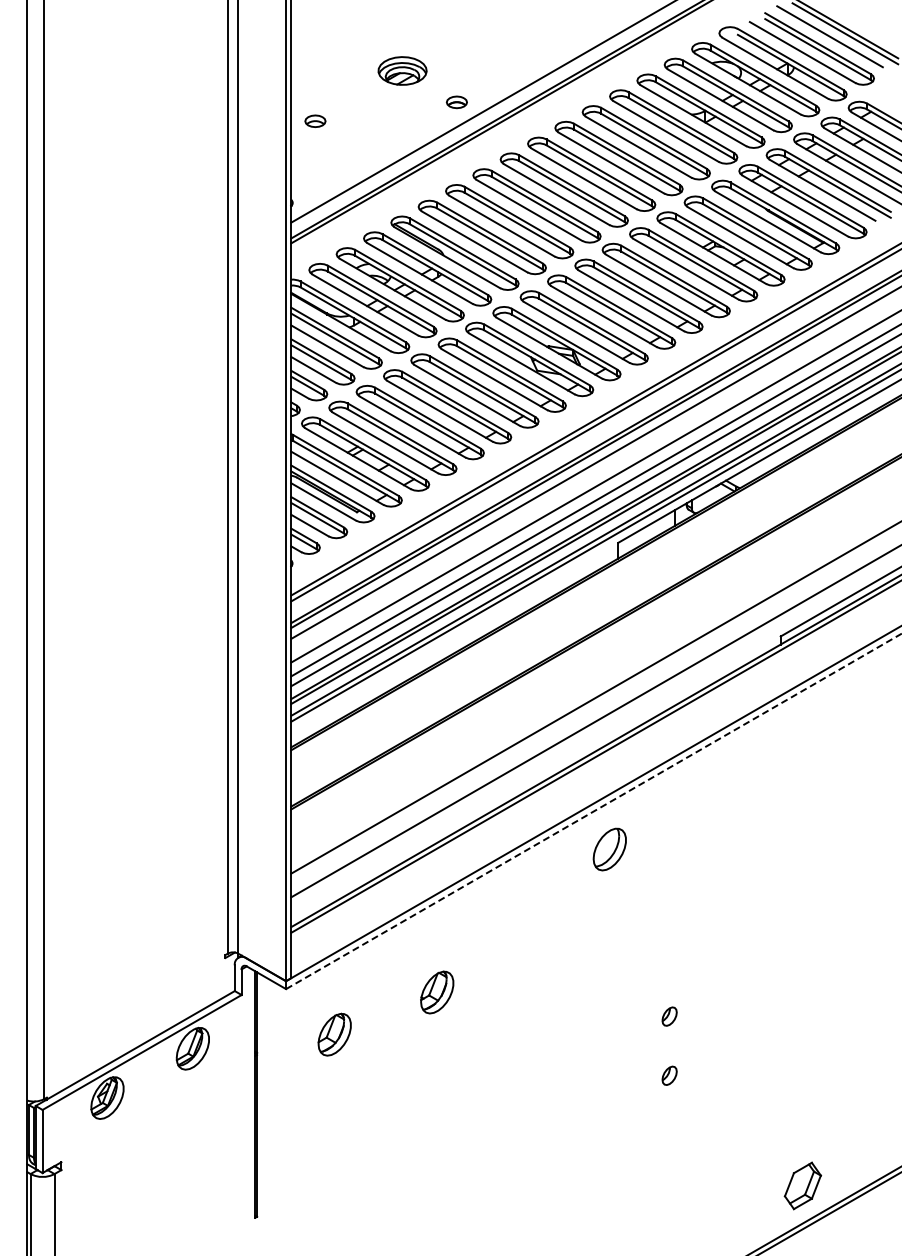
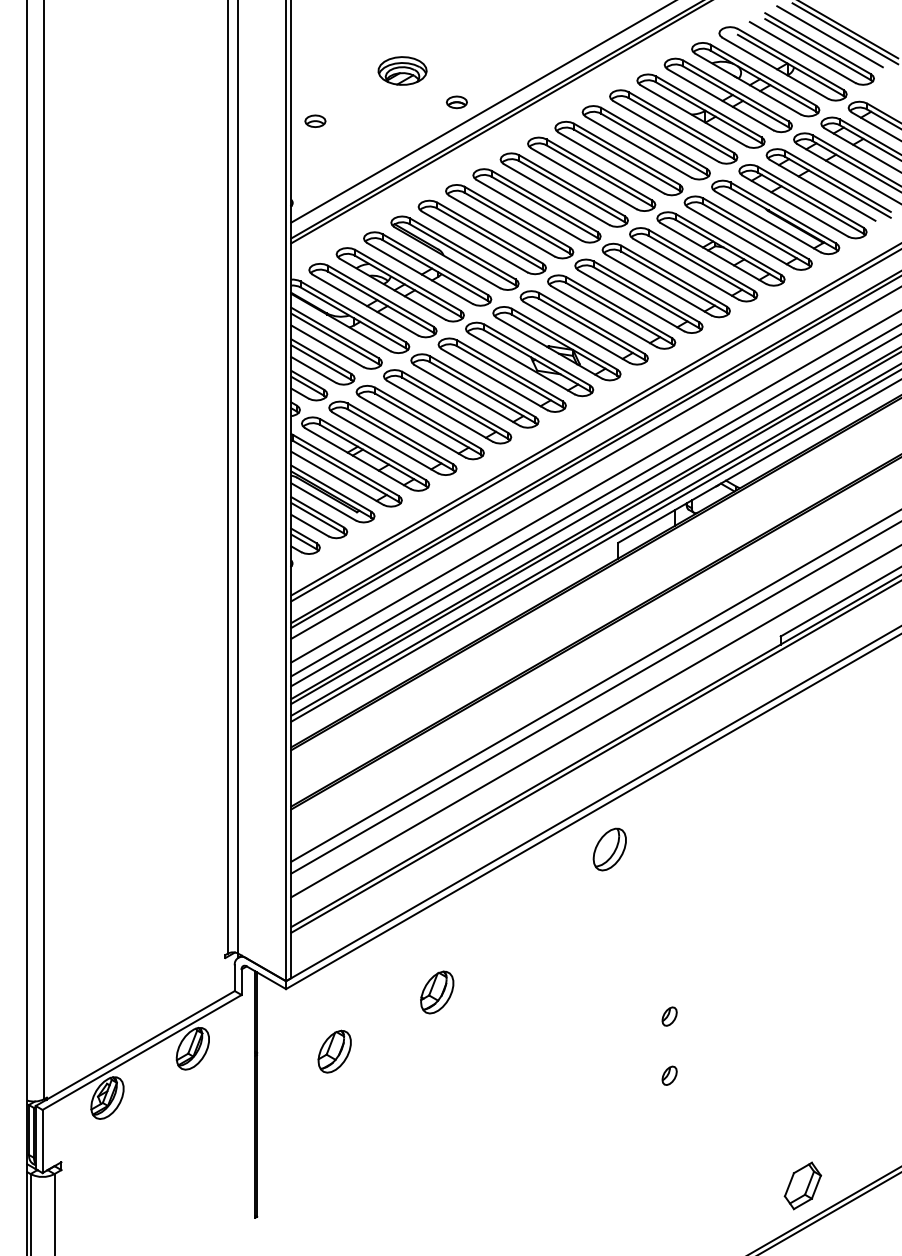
line: none -> present (594, 686)
line: dashed -> solid (594, 811)
part position: (334, 1034) -> (334, 1051) (334, 1051)
